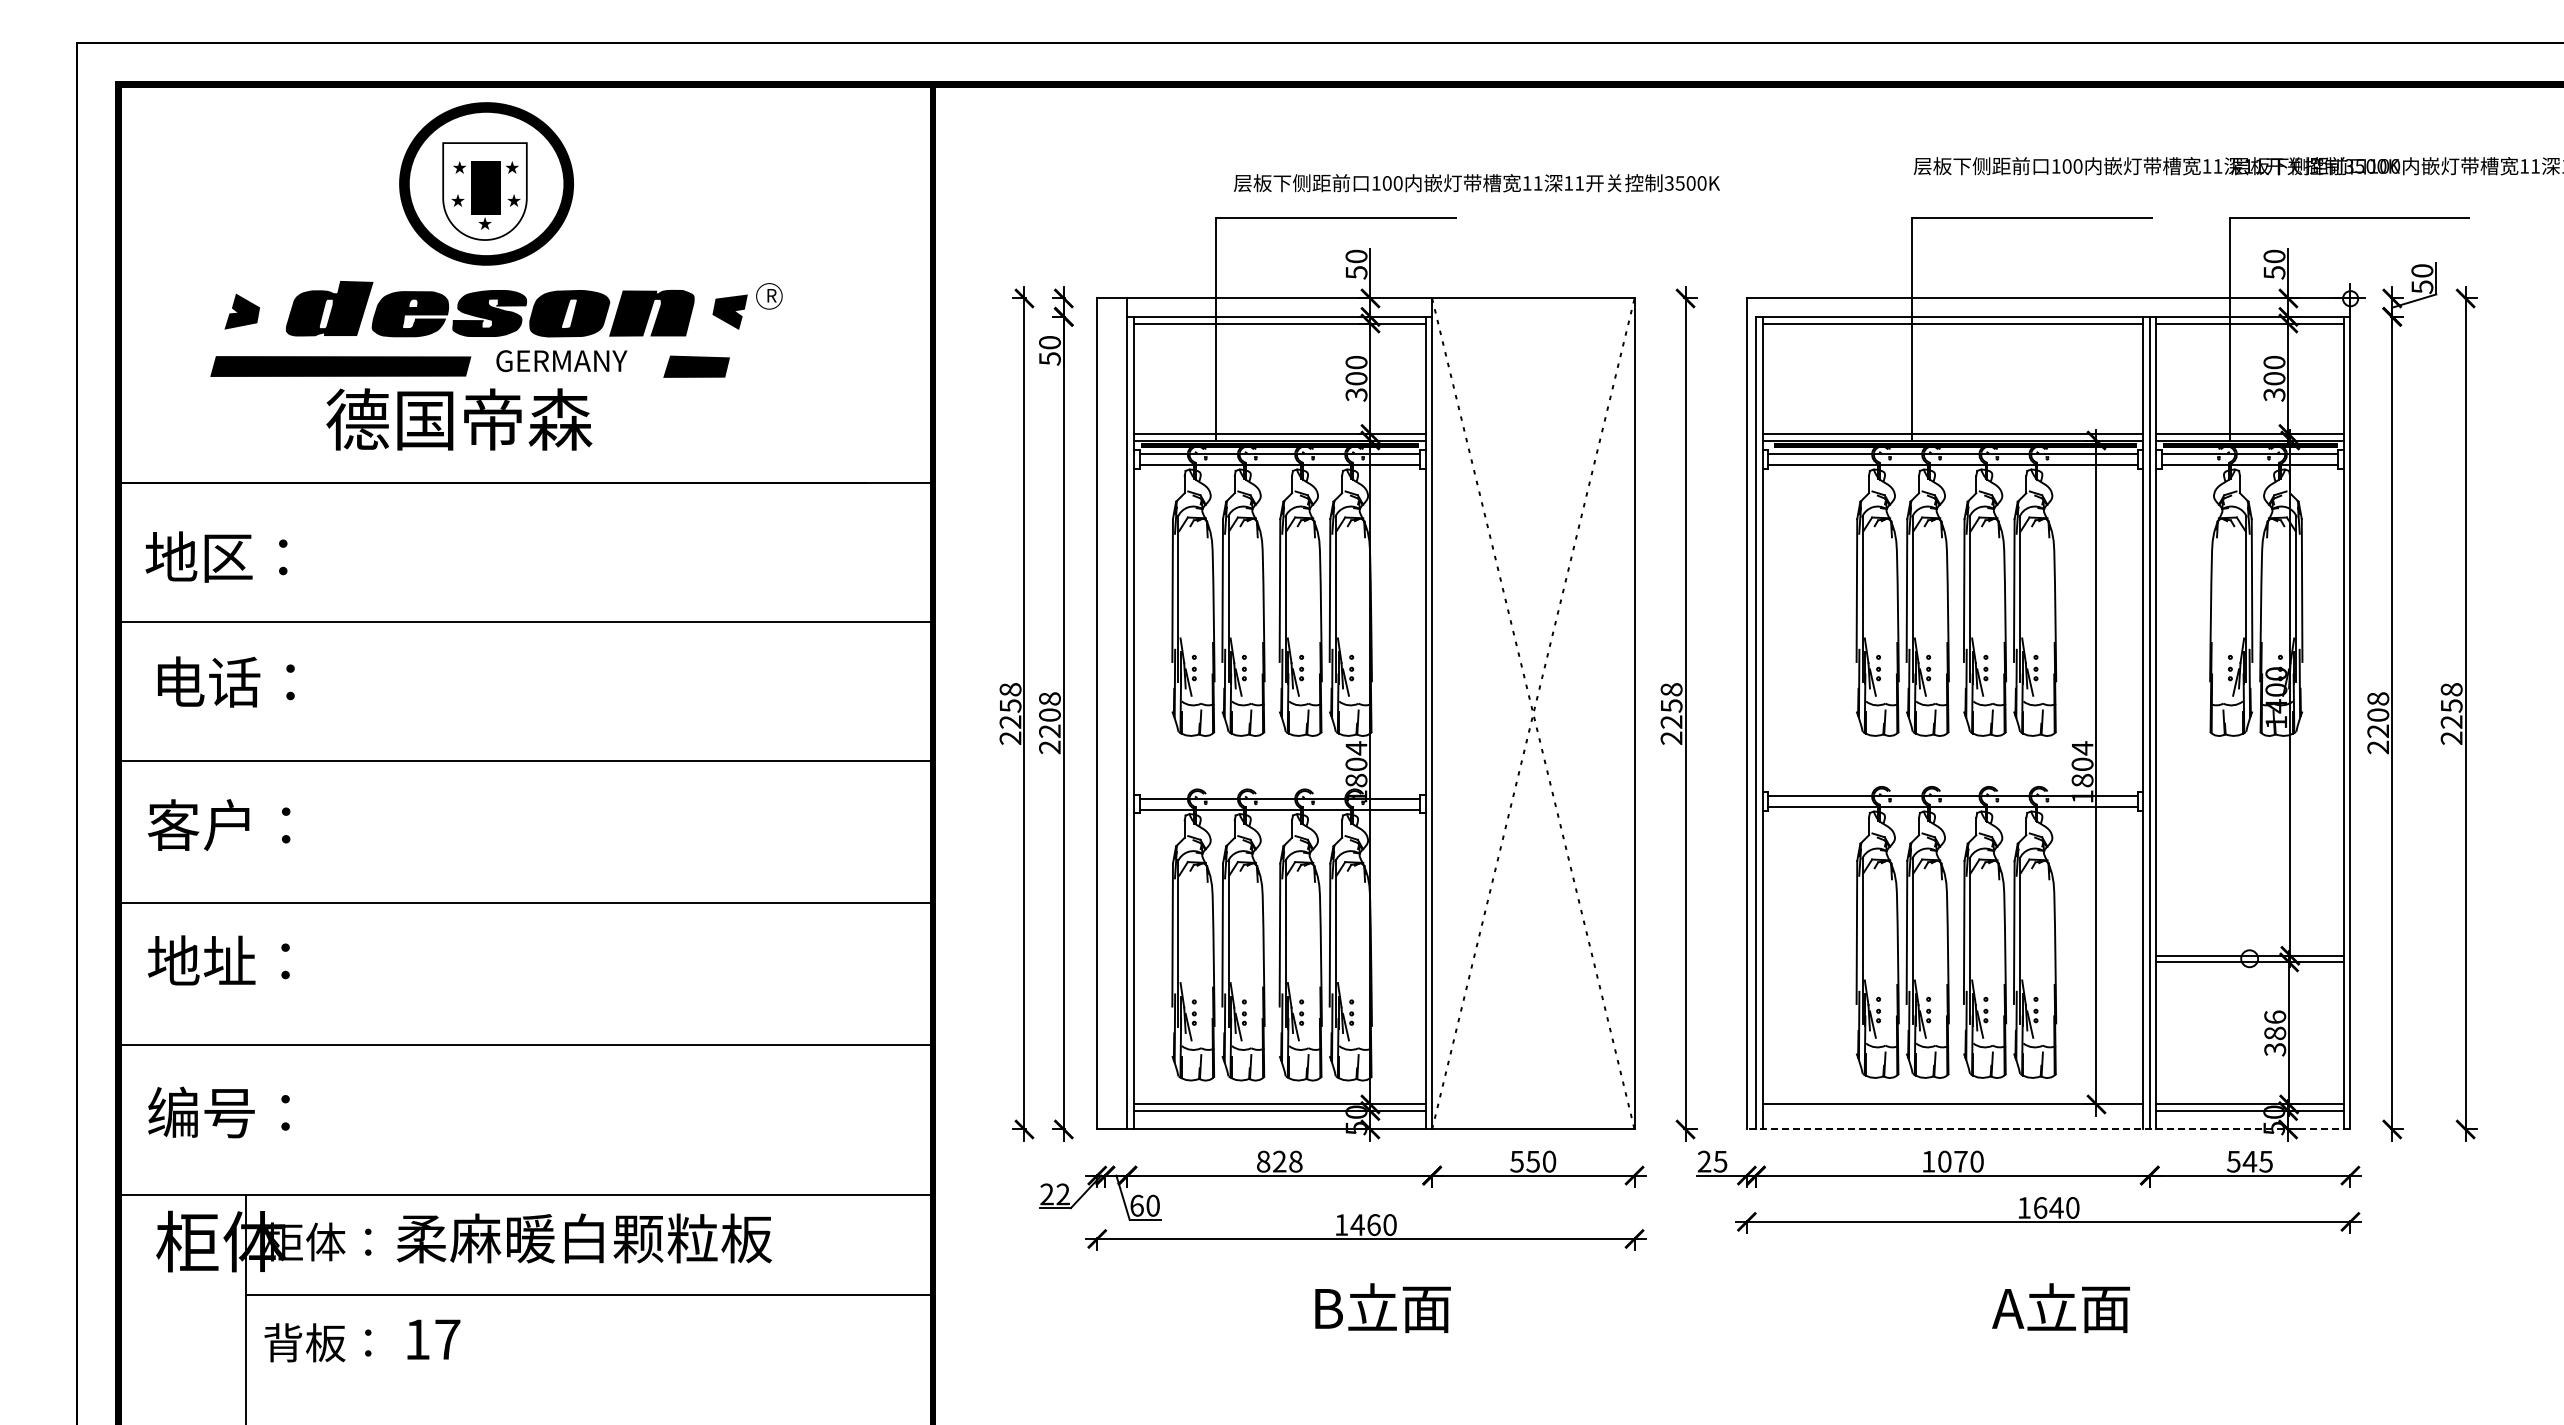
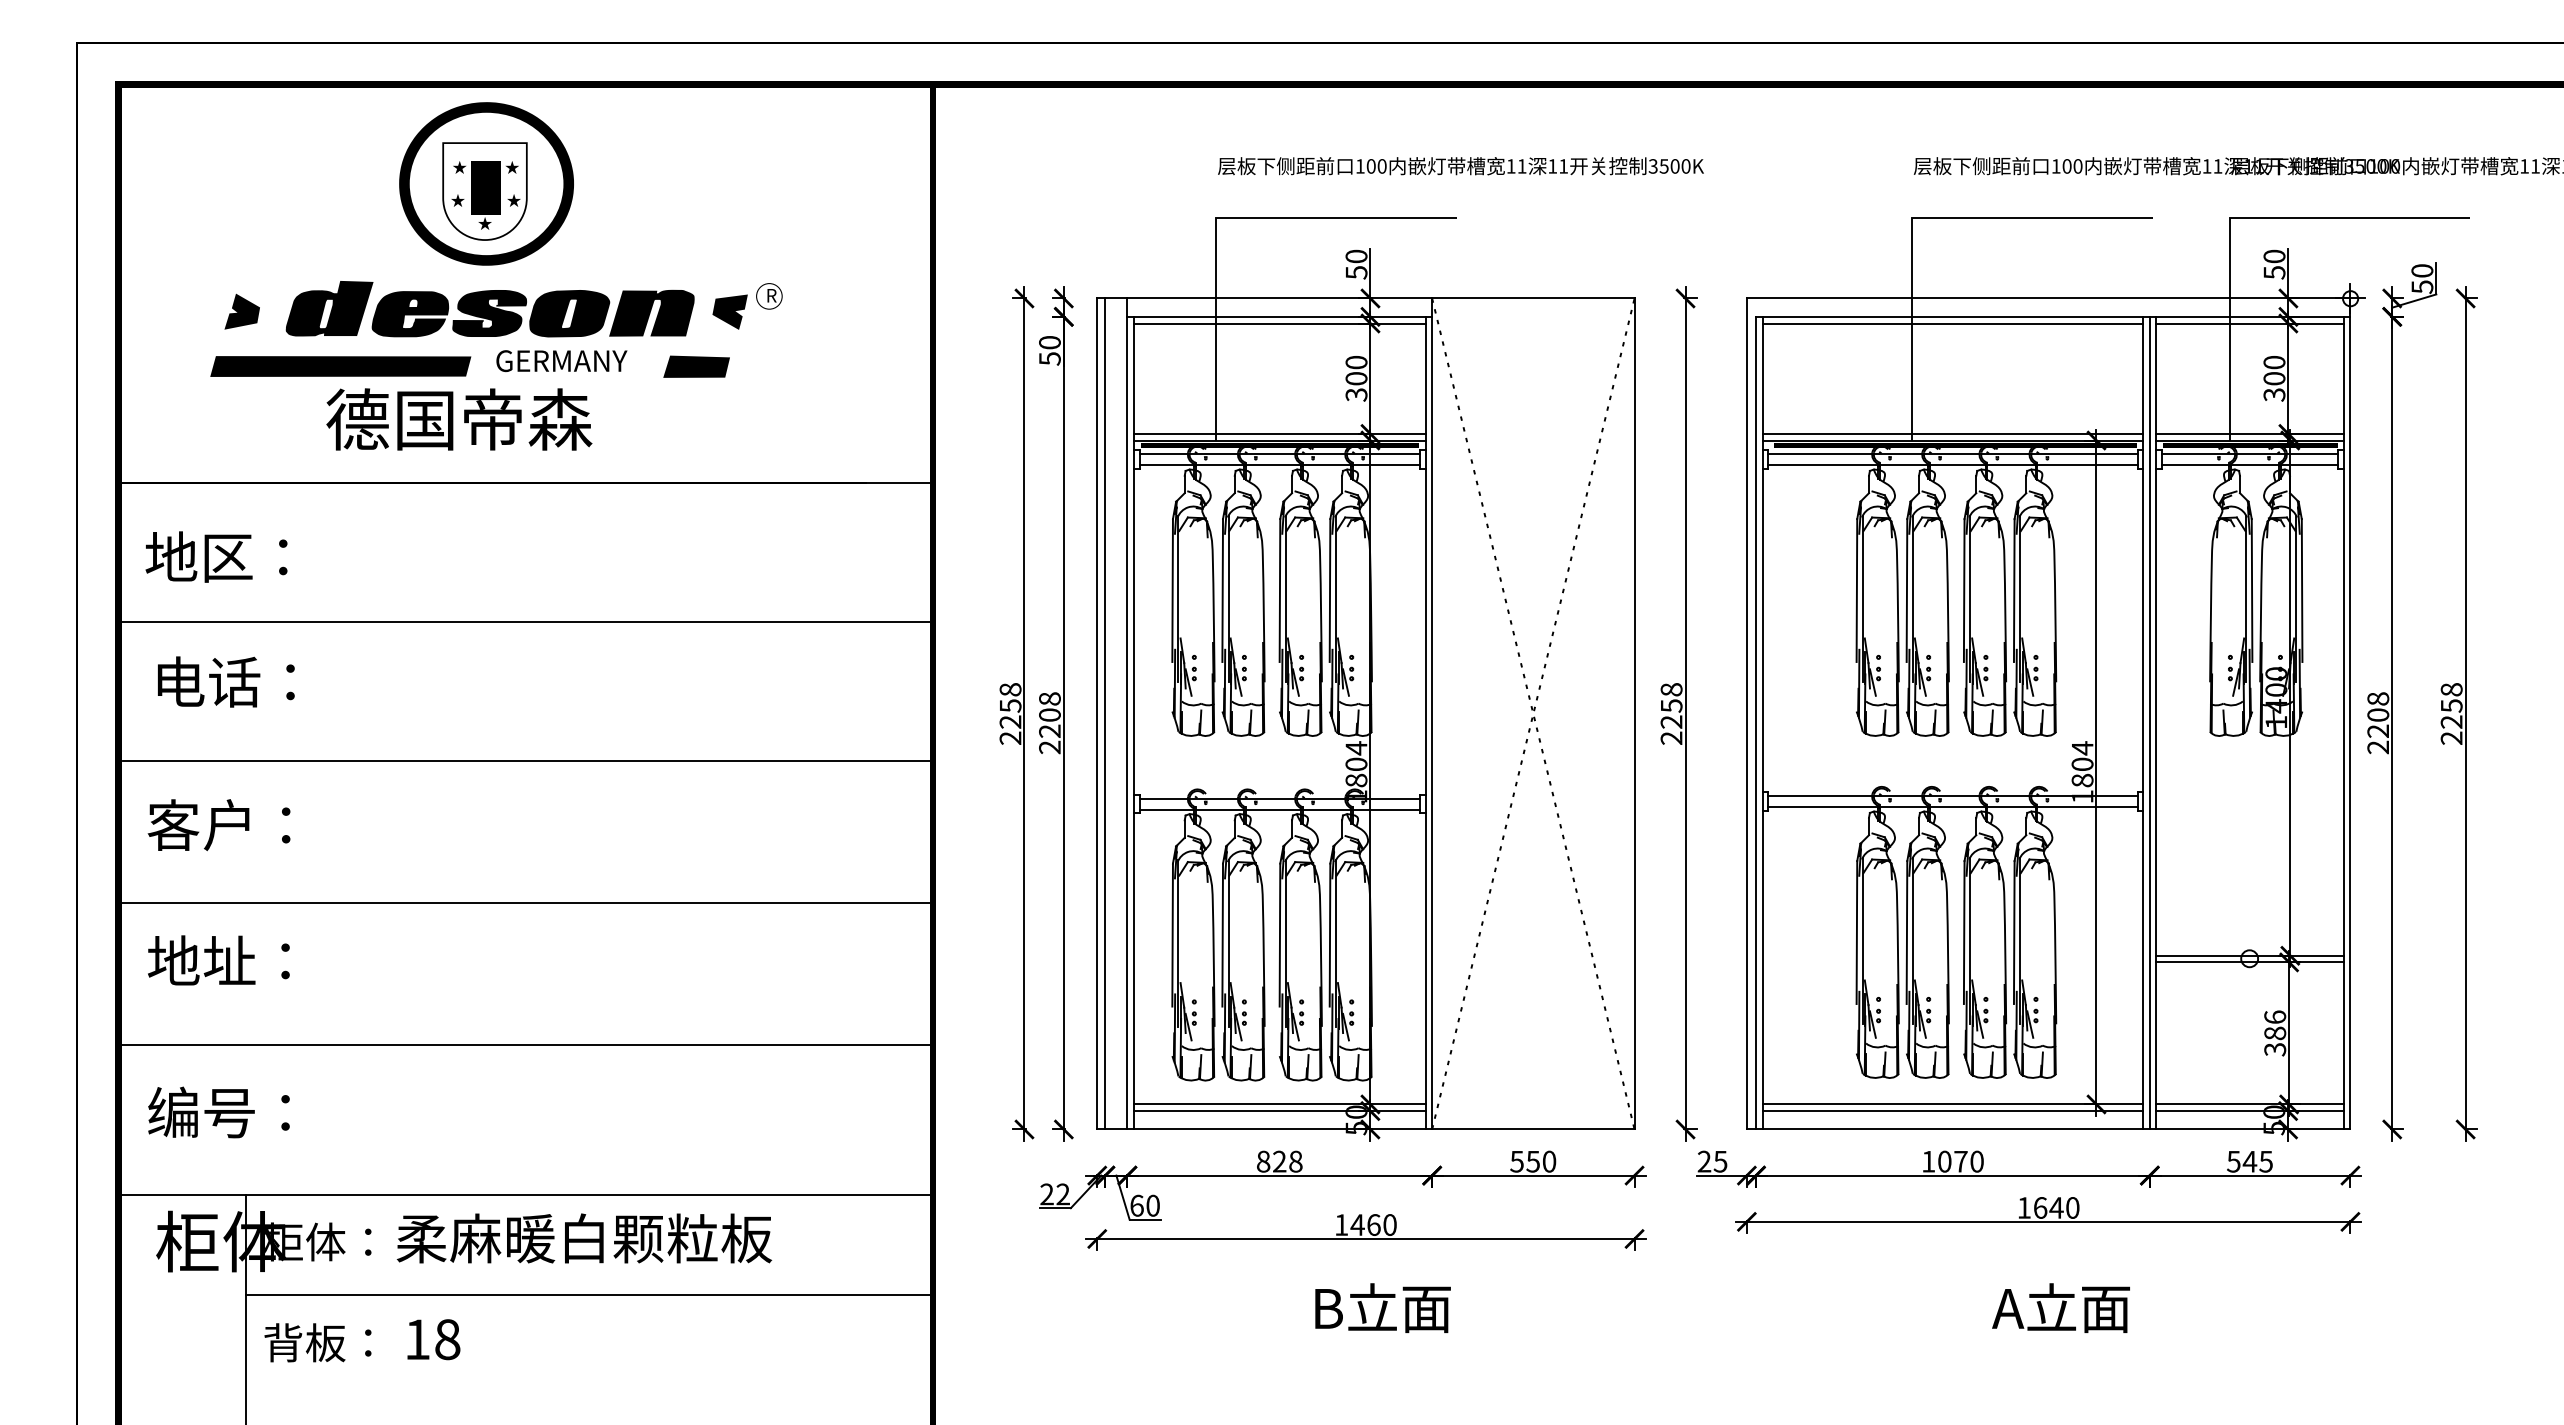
text position: (1476, 183) -> (1460, 166) (1460, 166)
line: none -> present (1105, 713)
line: none -> present (1952, 1111)
line: dashed -> solid (2048, 1129)
text: 17 -> 18 (447, 1339)
